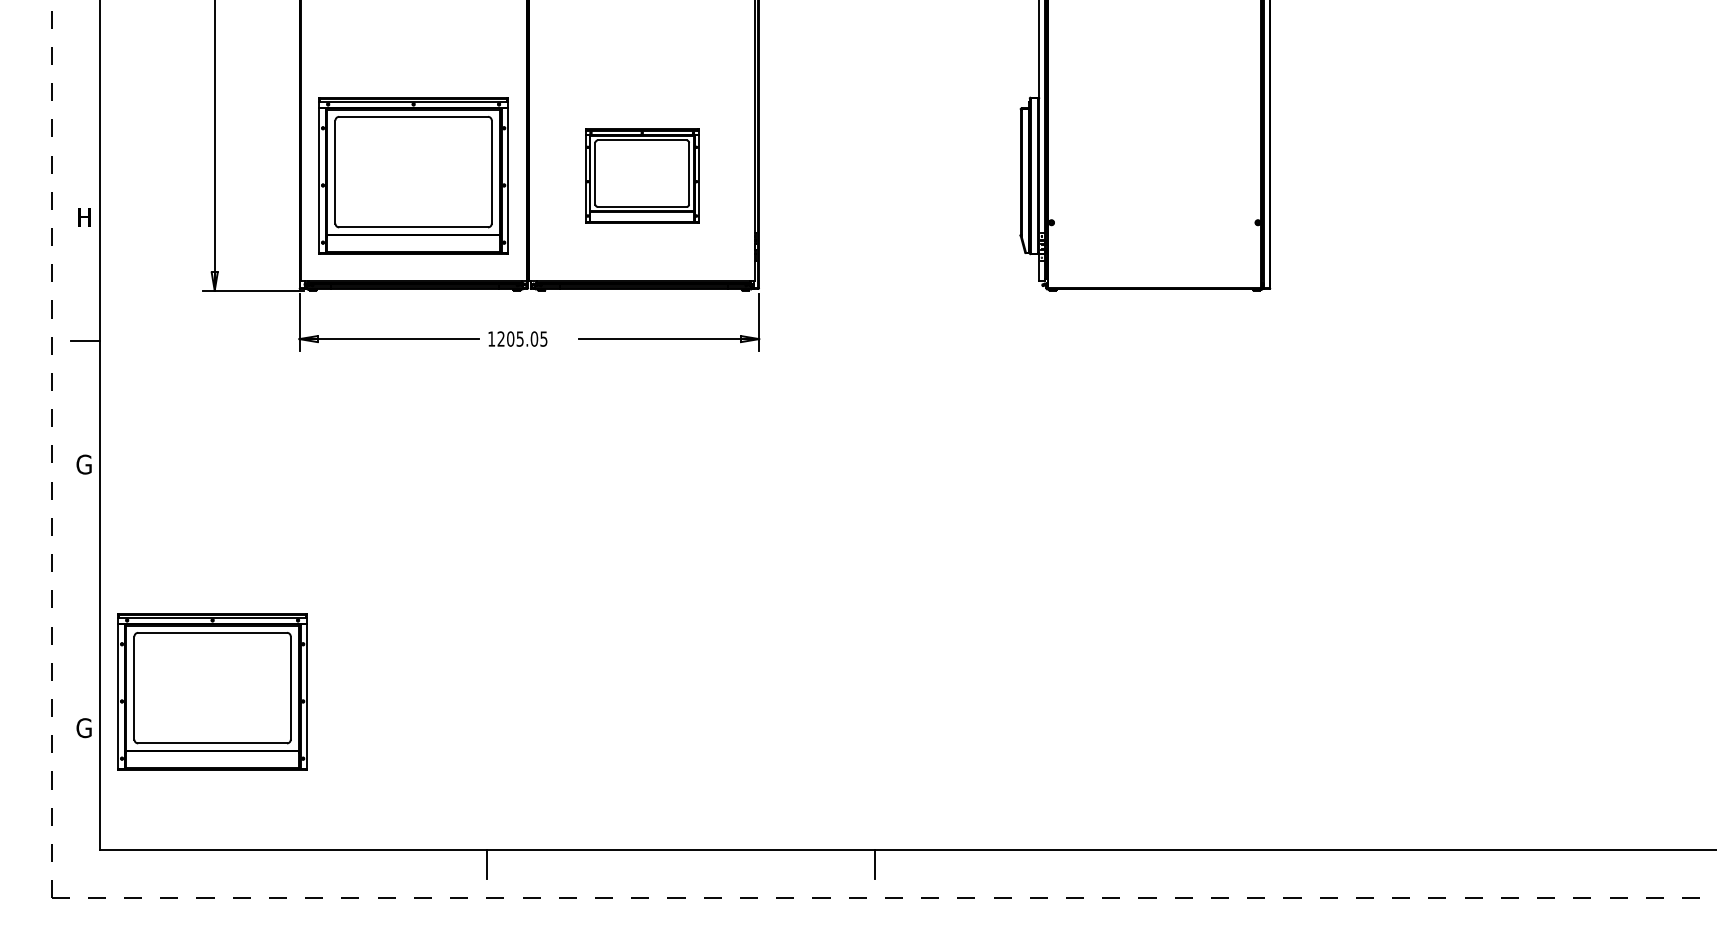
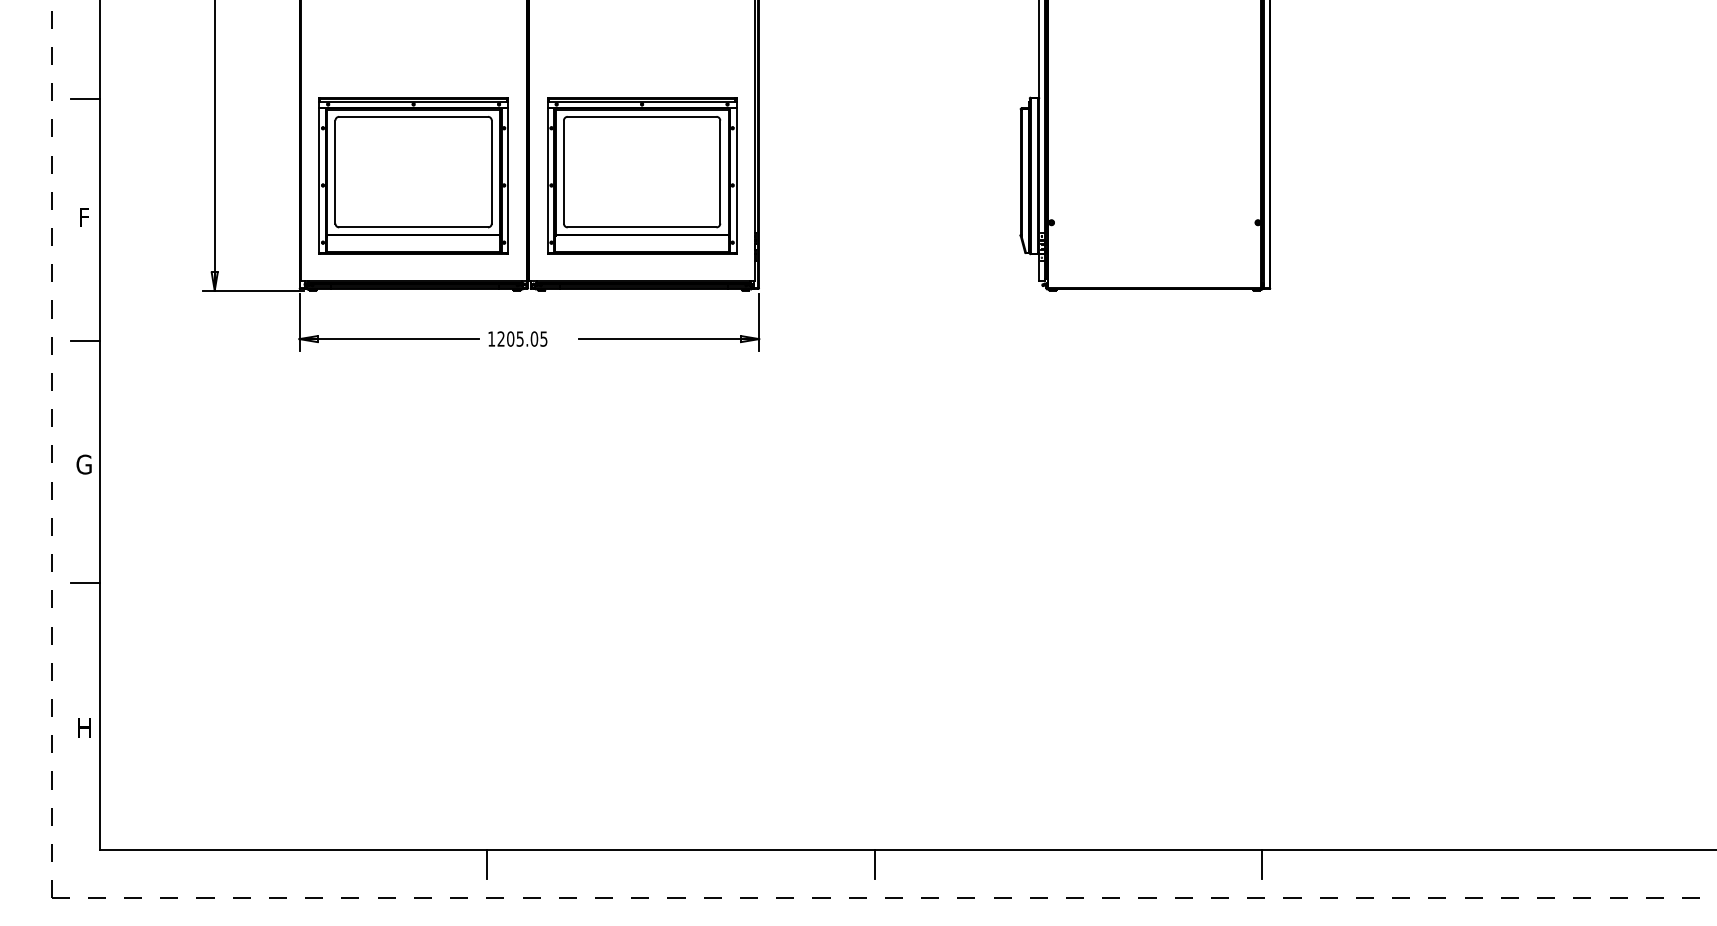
line: none -> present (84, 99)
part size: 115x96 px -> 191x158 px (642, 175)
text: H -> F (84, 217)
line: none -> present (84, 583)
part: present -> none (212, 691)
text: G -> H (83, 728)
line: none -> present (1262, 863)
